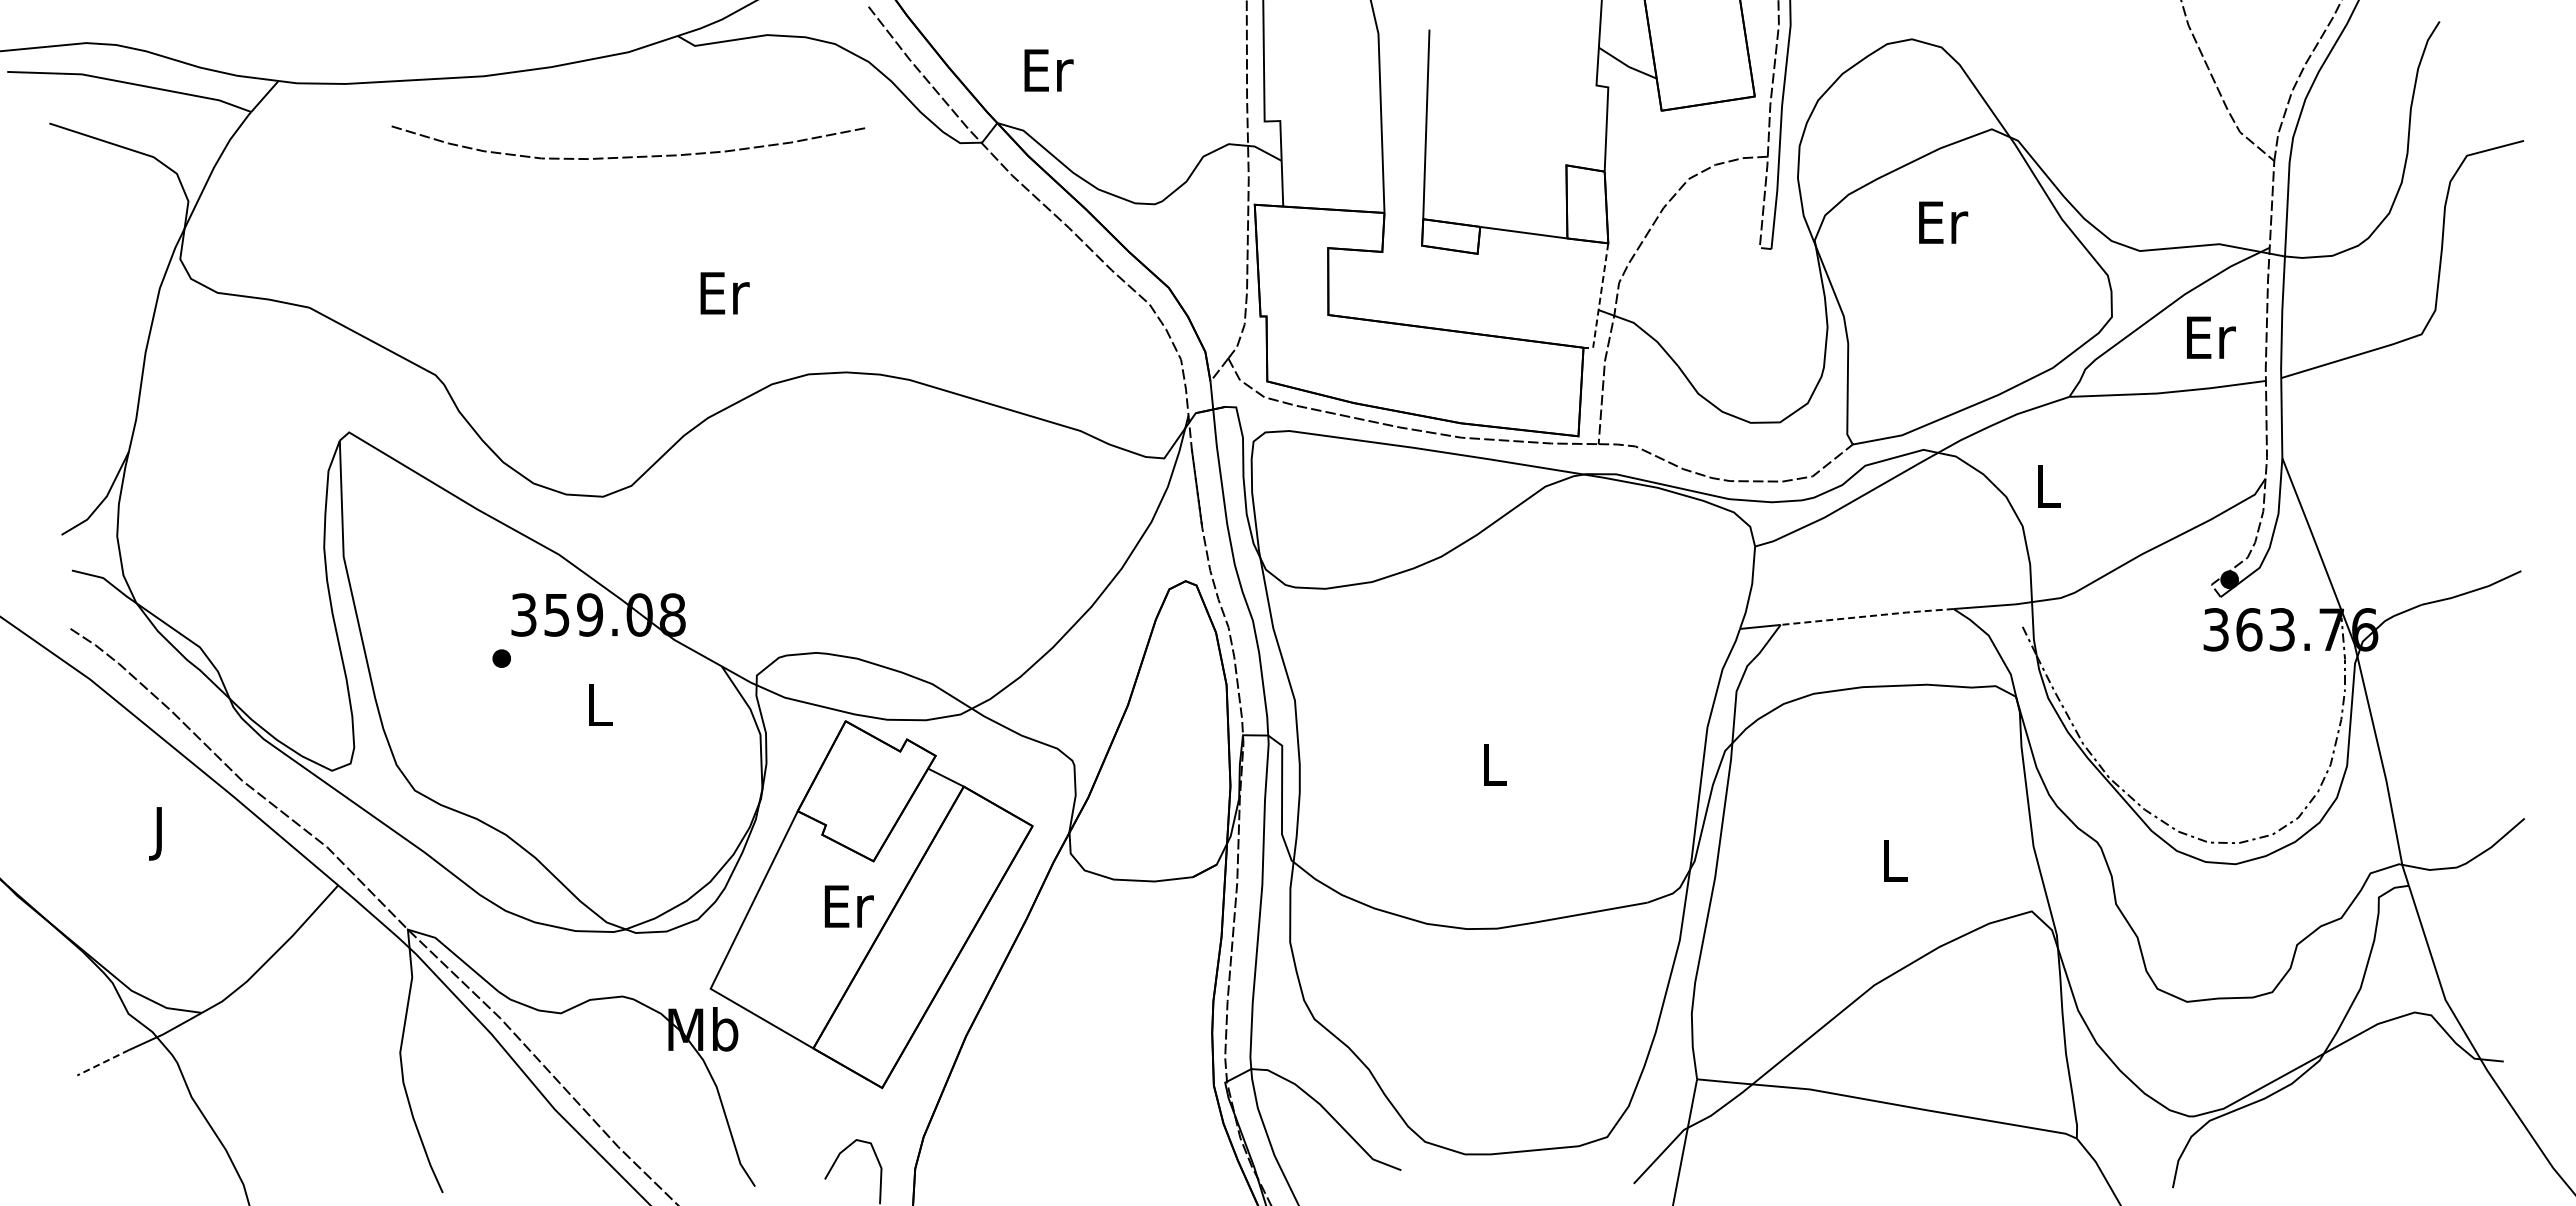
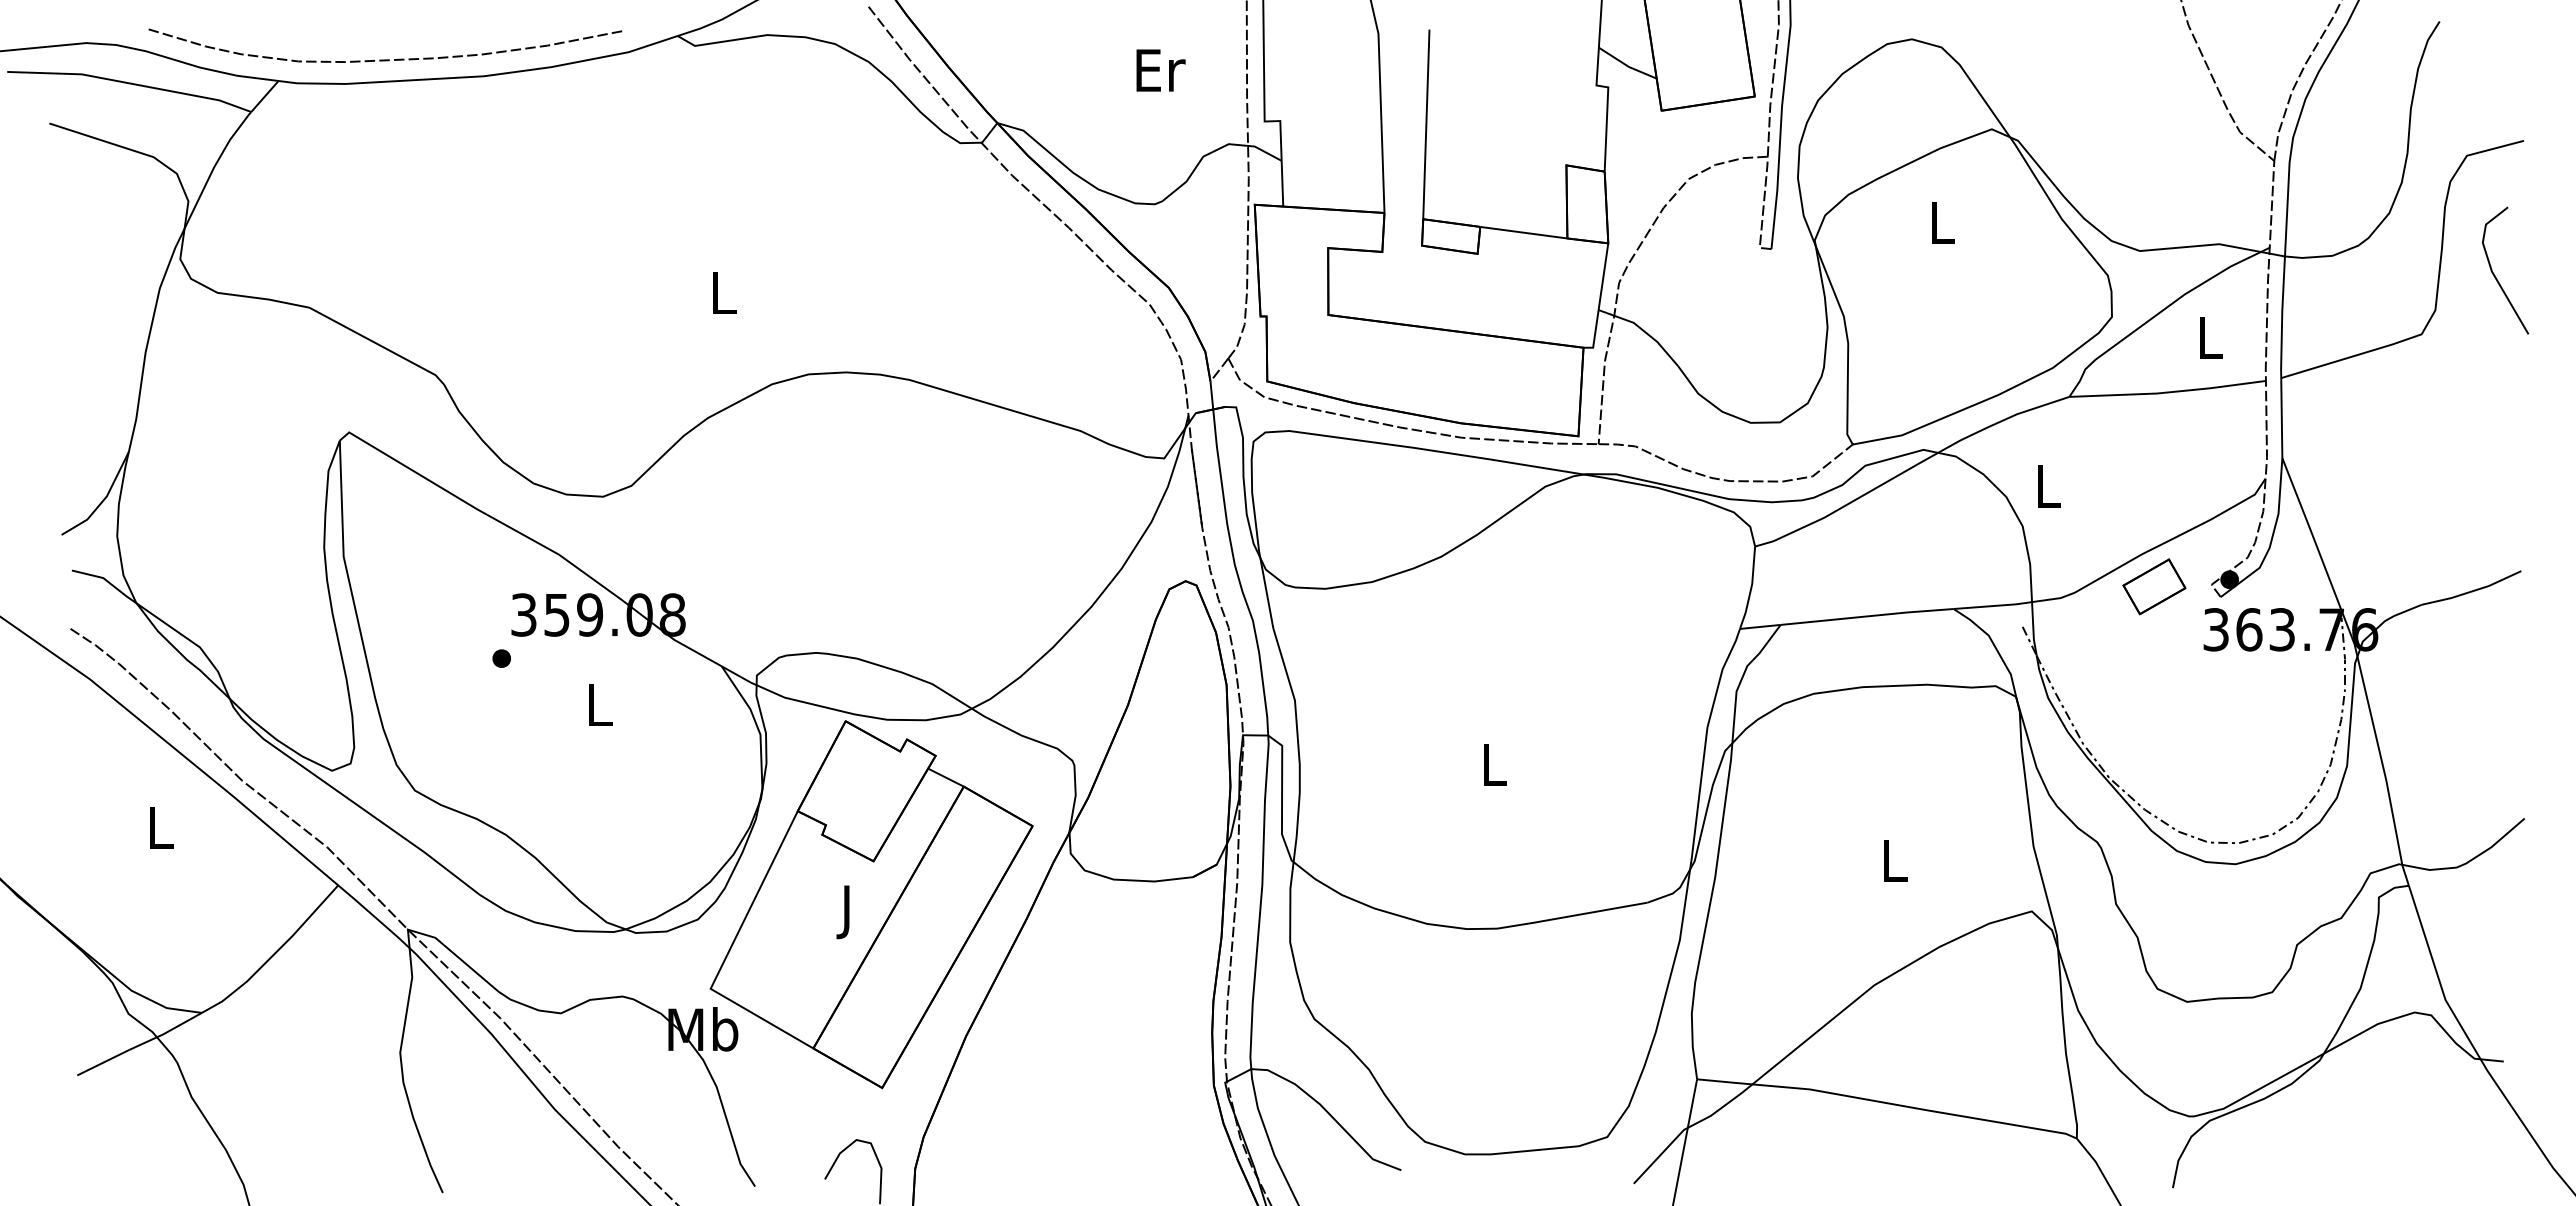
text position: (1048, 70) -> (1160, 70) (1160, 70)
curve position: (628, 156) -> (385, 59) (385, 59)
text: Er -> L (1943, 222)
line: none -> present (2495, 275)
text: Er -> L (724, 293)
line: dashed -> solid (1599, 301)
text: Er -> L (2211, 337)
part: none -> present (2154, 586)
line: dashed -> solid (1868, 616)
text: J -> L (161, 833)
text: Er -> J (848, 912)
line: dashed -> solid (103, 1062)
